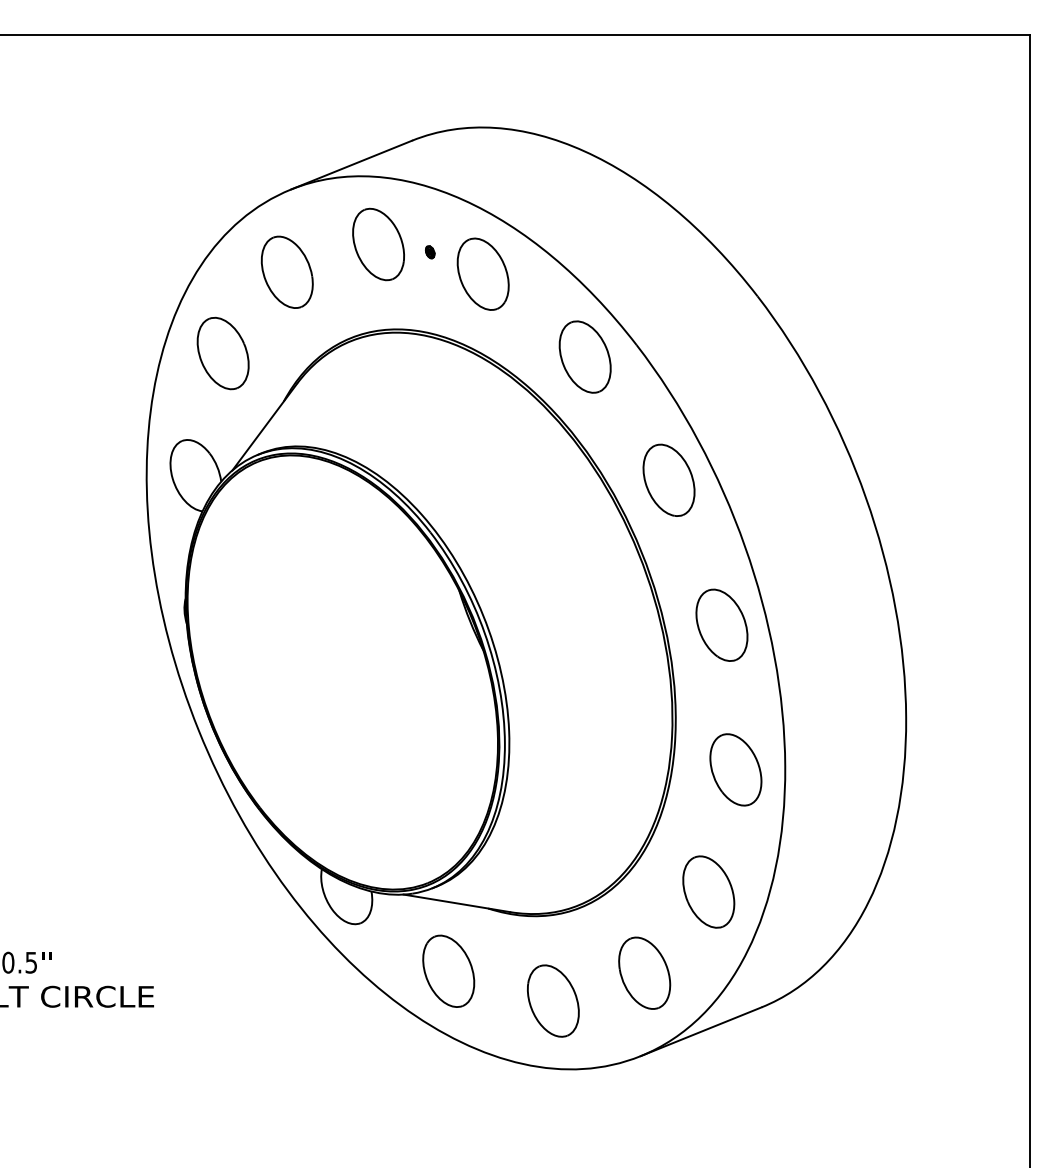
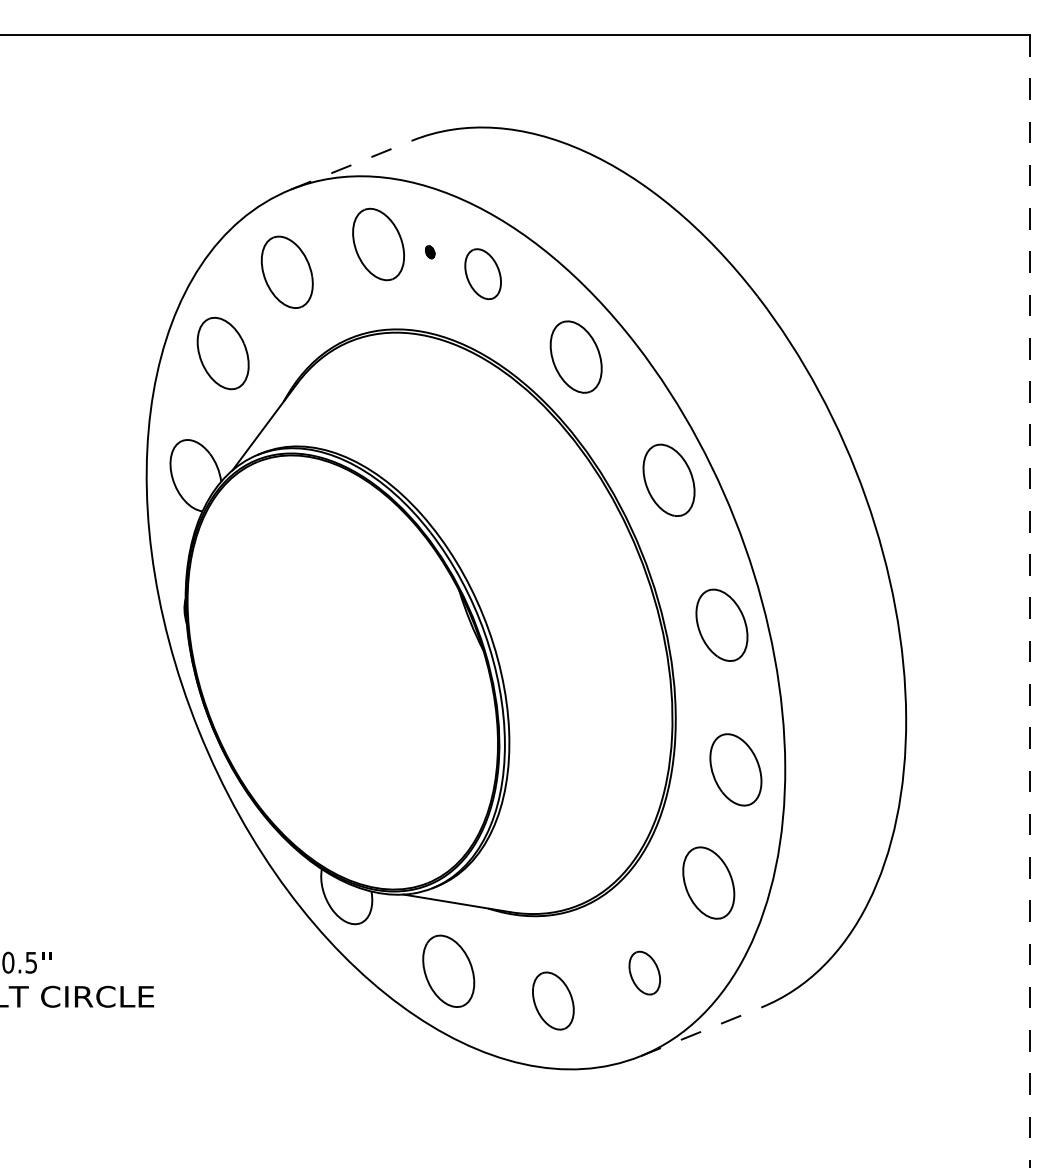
line: solid -> dashed (352, 164)
part size: 54x74 px -> 38x53 px (482, 274)
part position: (584, 356) -> (575, 356) (575, 356)
line: solid -> dashed (1030, 601)
part position: (708, 891) -> (708, 882) (708, 882)
part size: 54x74 px -> 33x46 px (644, 972)
part size: 53x74 px -> 43x60 px (553, 1000)
line: solid -> dashed (701, 1031)
